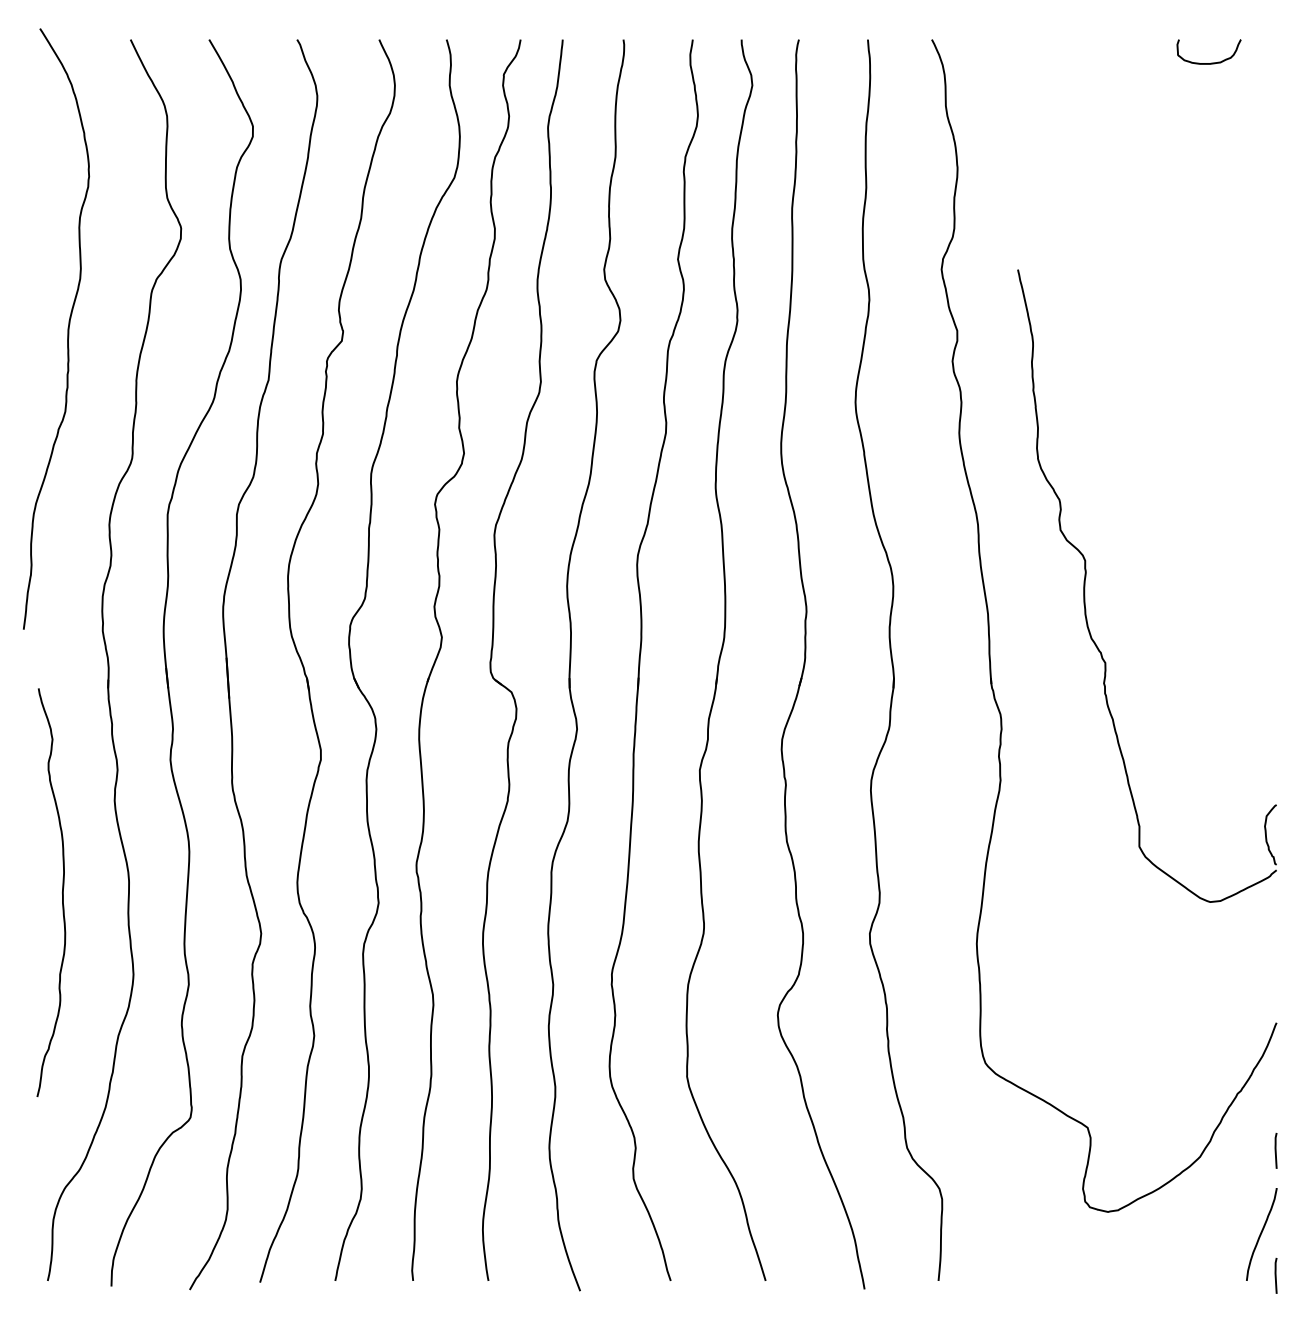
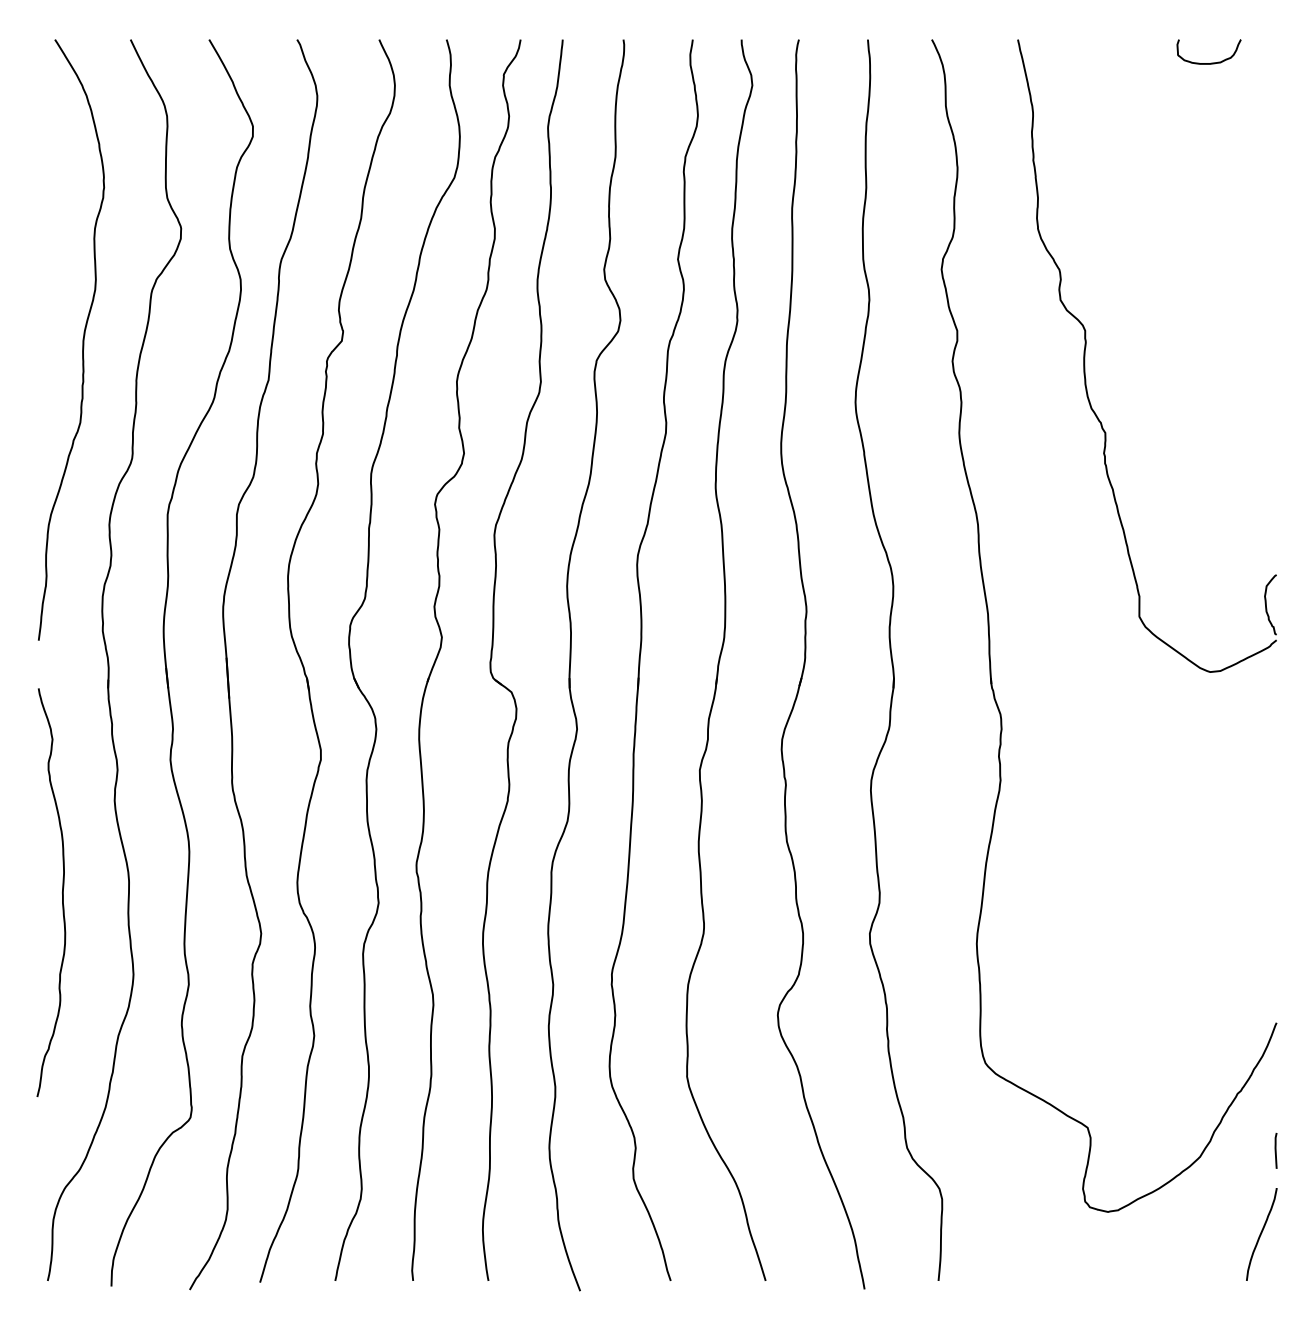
curve position: (67, 328) -> (82, 339) (82, 339)
part position: (1086, 577) -> (1086, 347) (1086, 347)
line: present -> none (1275, 1275)
